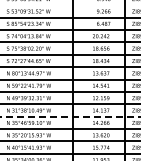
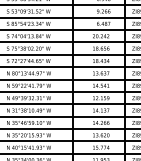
line: none -> present (69, 5)
line: dashed -> solid (71, 116)
